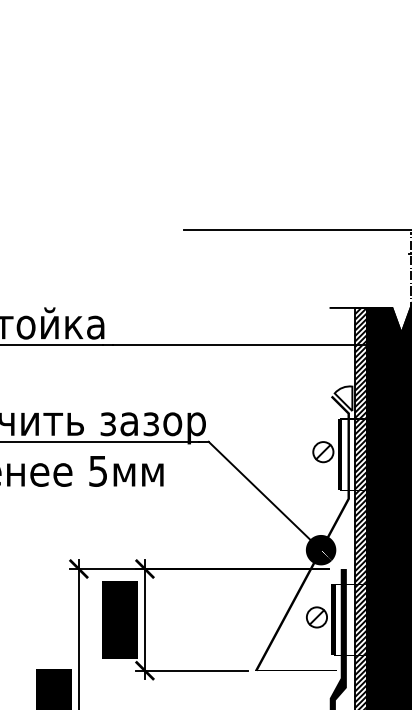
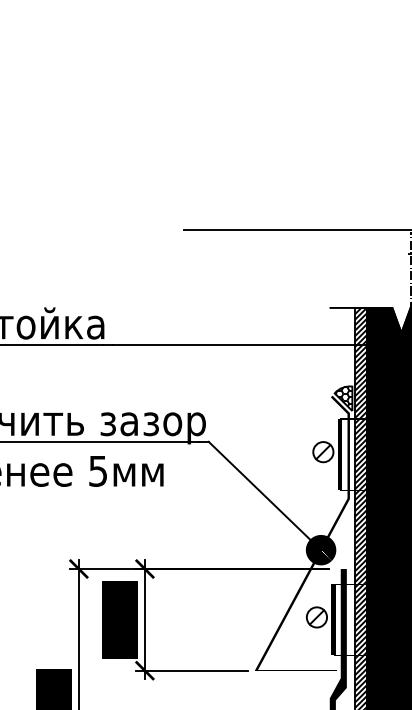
hatch: none -> present (343, 398)
